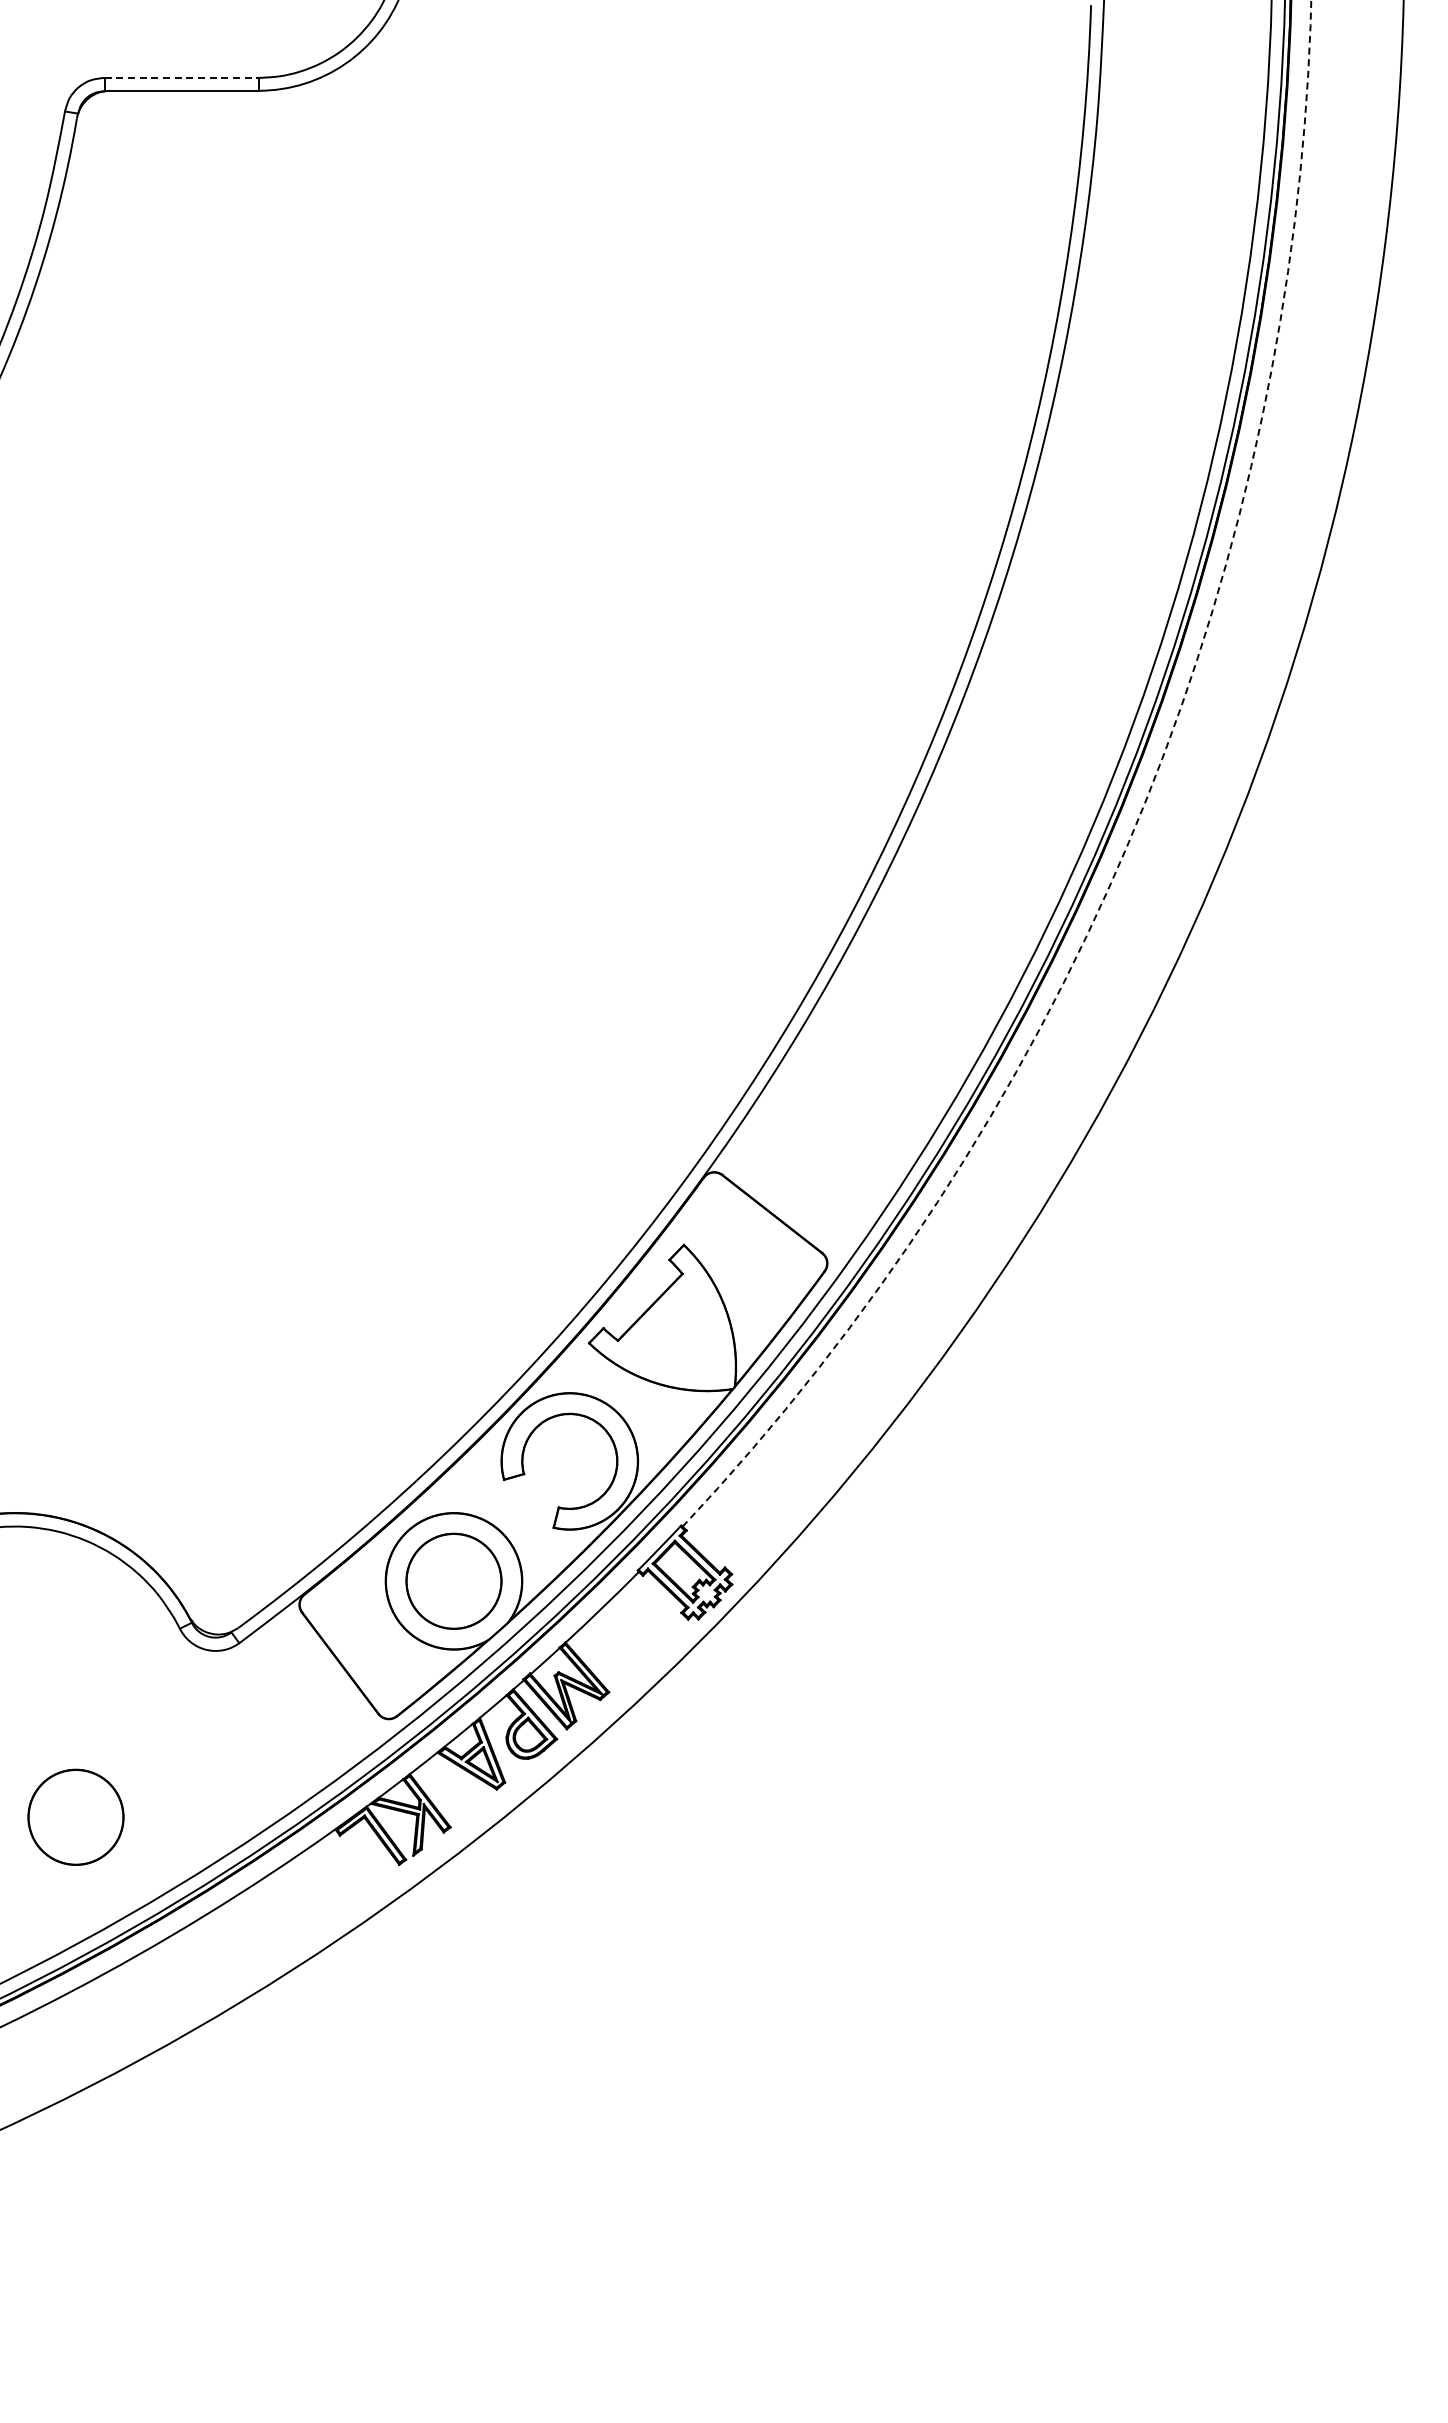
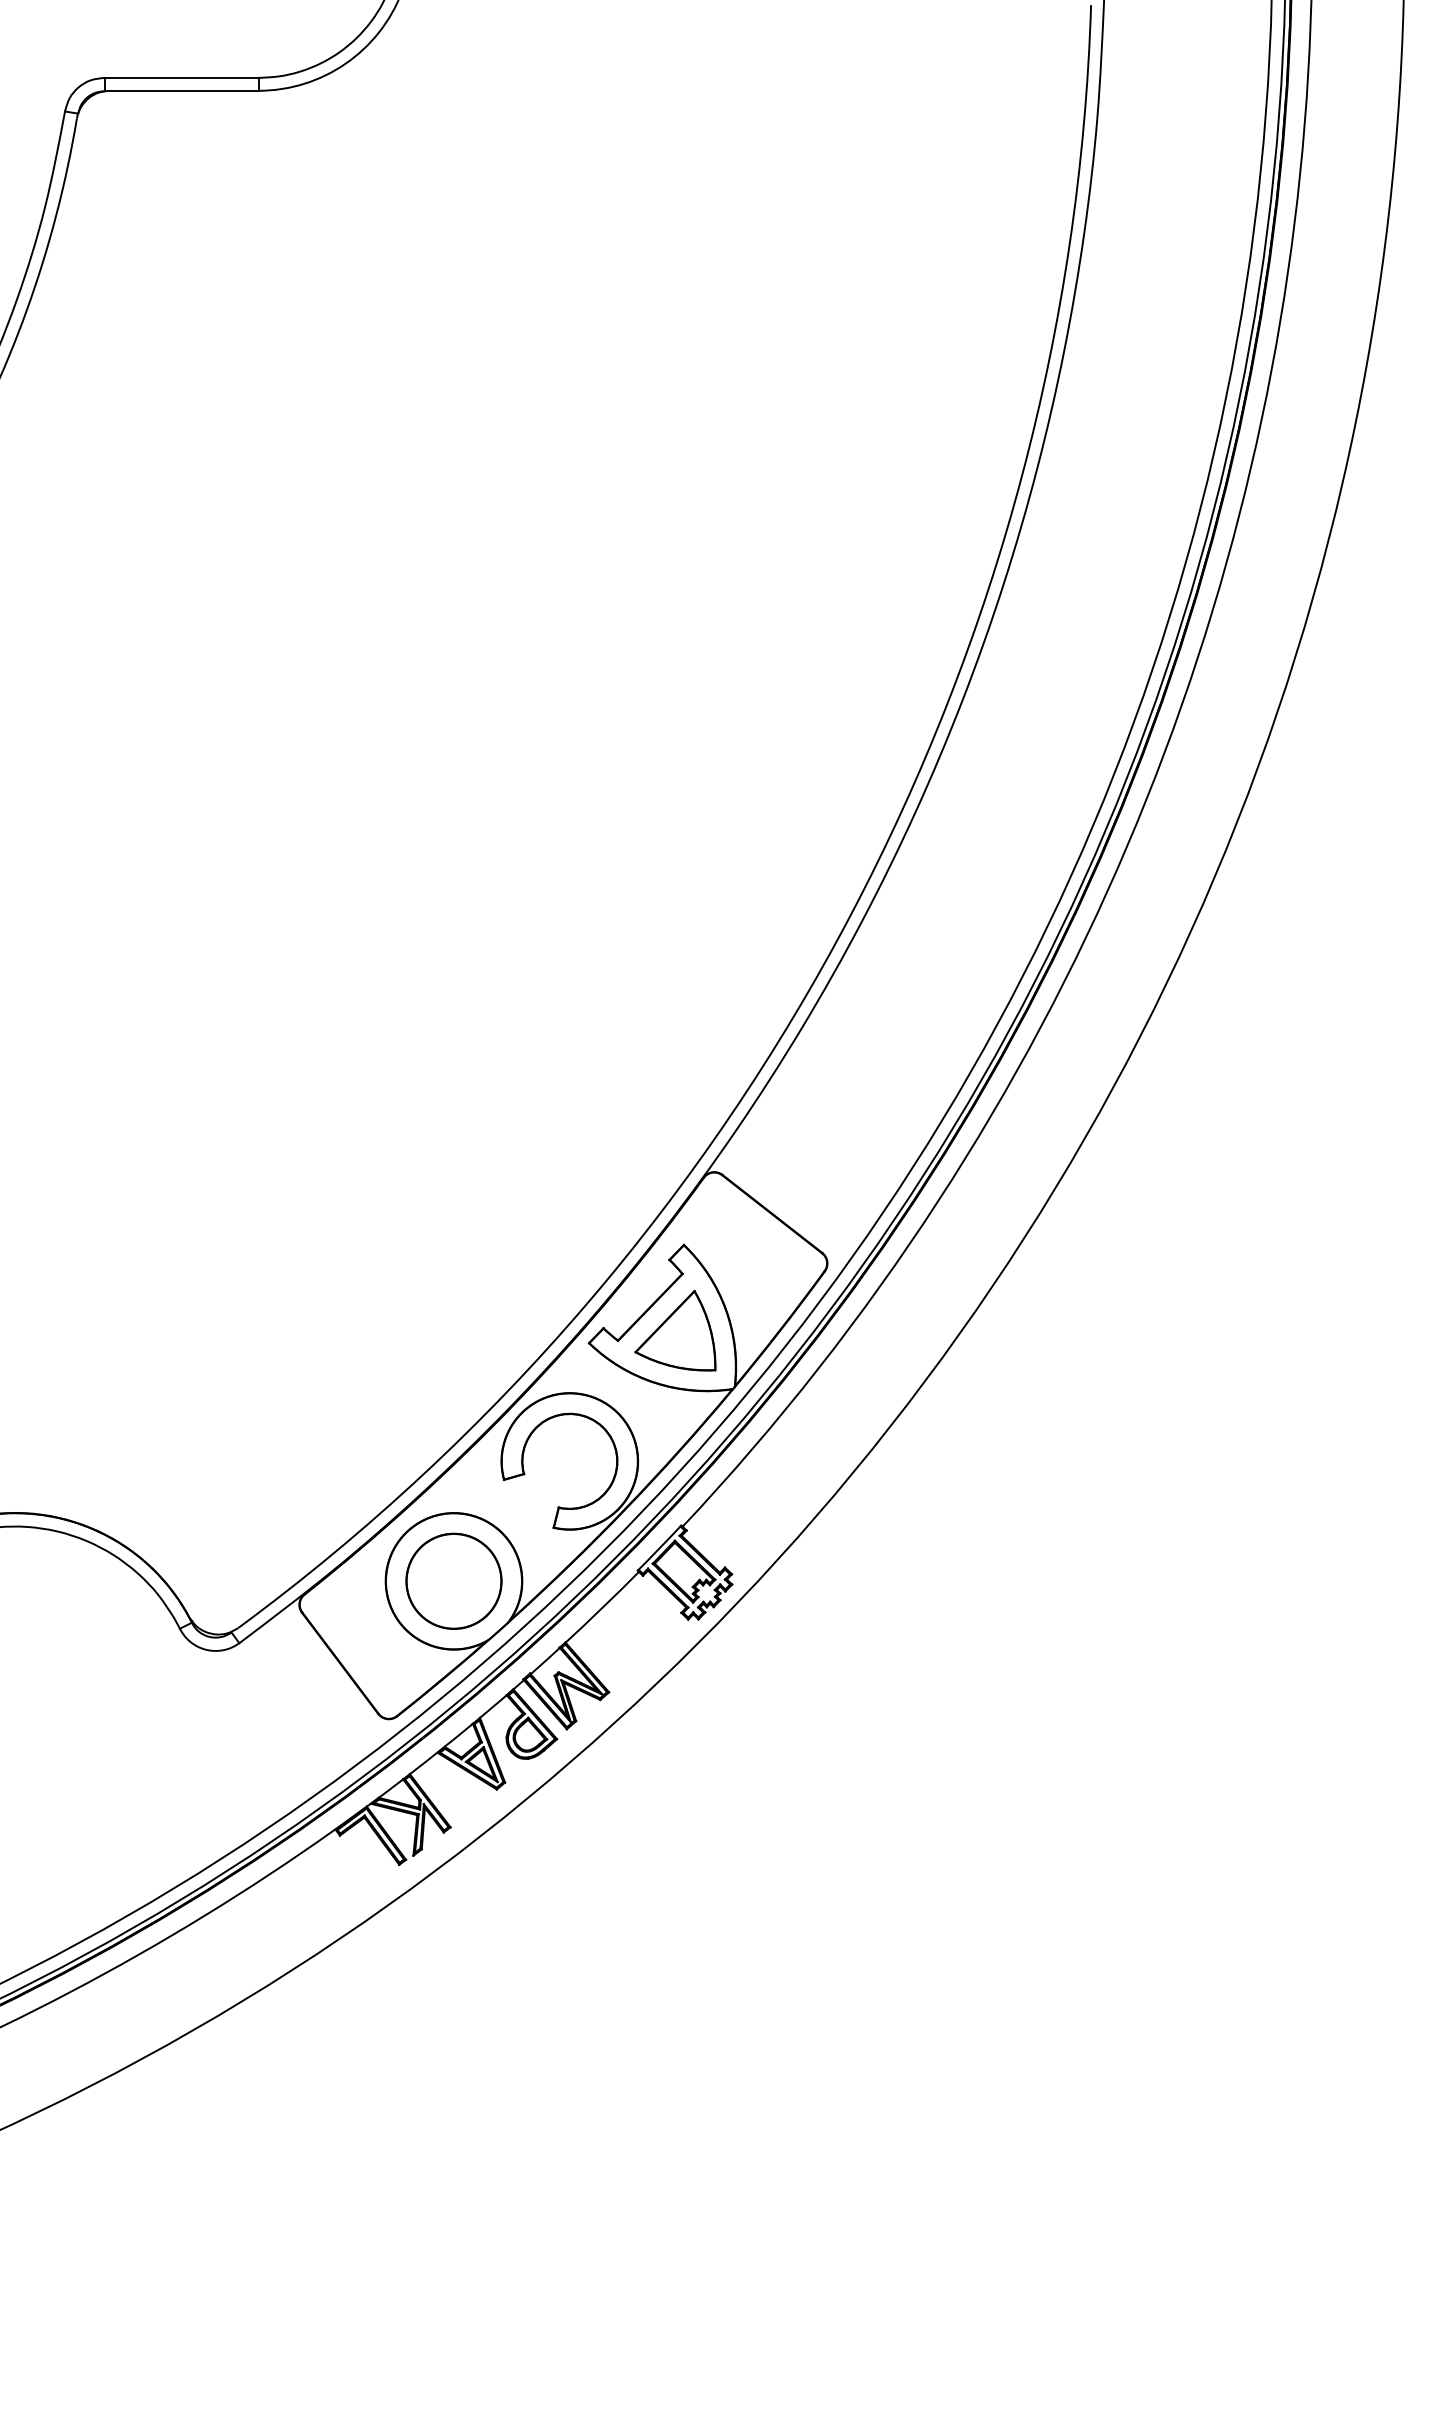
line: dashed -> solid (182, 77)
arc: dashed -> solid (1137, 821)
part: none -> present (675, 1330)
circle: present -> none (75, 1816)
